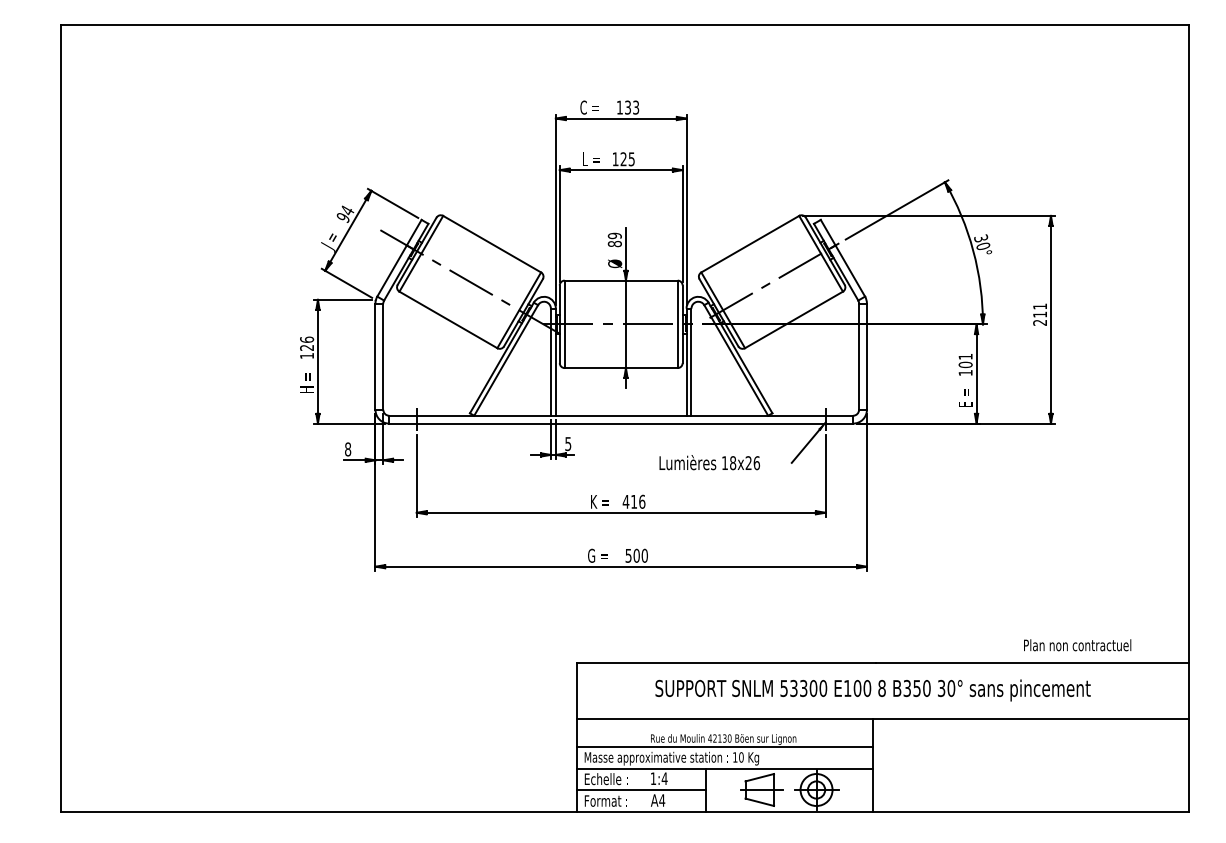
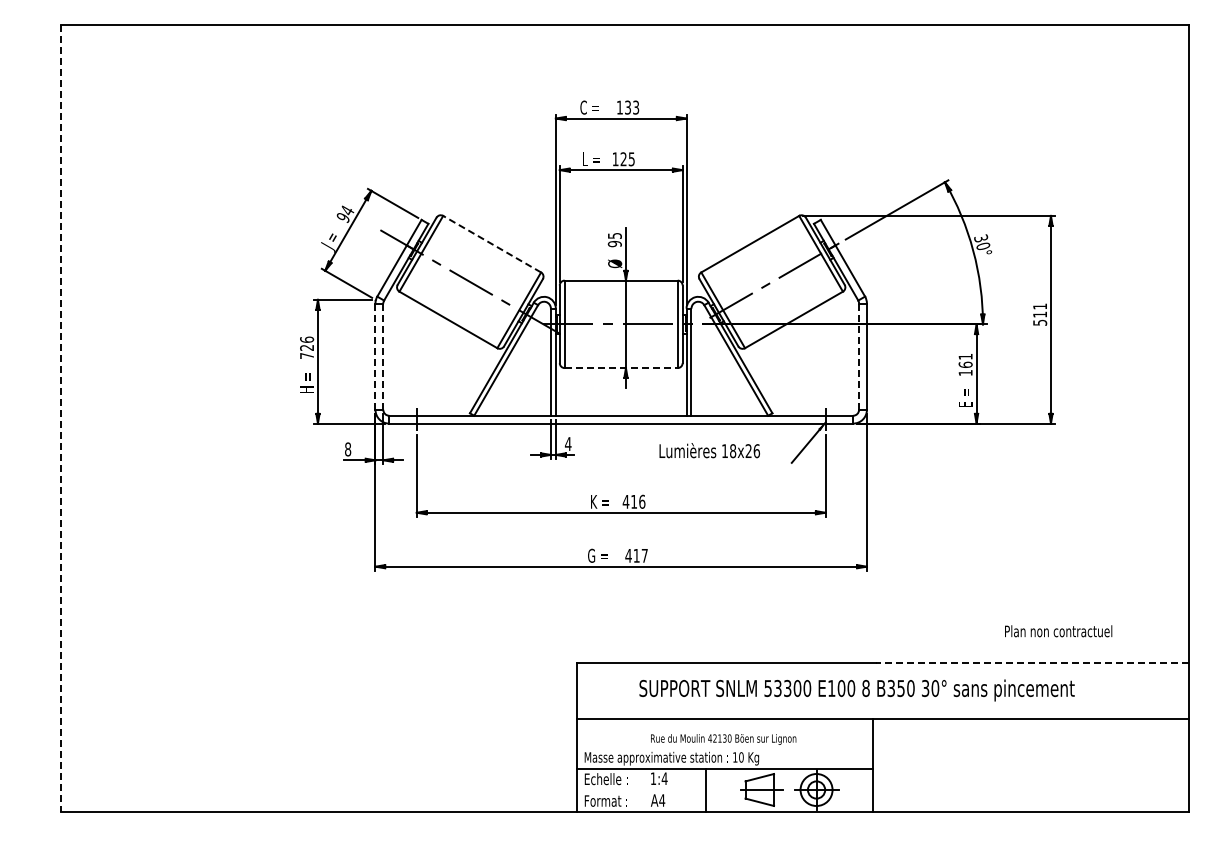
text: 89 -> 95 (614, 239)
line: solid -> dashed (492, 244)
text: 211 -> 511 (1040, 322)
text: 126 -> 726 (306, 355)
line: solid -> dashed (859, 356)
line: solid -> dashed (375, 357)
line: solid -> dashed (383, 357)
text: 101 -> 161 (965, 364)
line: solid -> dashed (621, 368)
line: solid -> dashed (60, 419)
text: 5 -> 4 (568, 444)
text position: (709, 462) -> (709, 450) (709, 450)
text: 500 -> 417 (636, 555)
text position: (1077, 645) -> (1058, 631) (1058, 631)
line: solid -> dashed (1032, 662)
text position: (872, 690) -> (856, 690) (856, 690)
line: present -> none (725, 747)
line: present -> none (641, 790)
